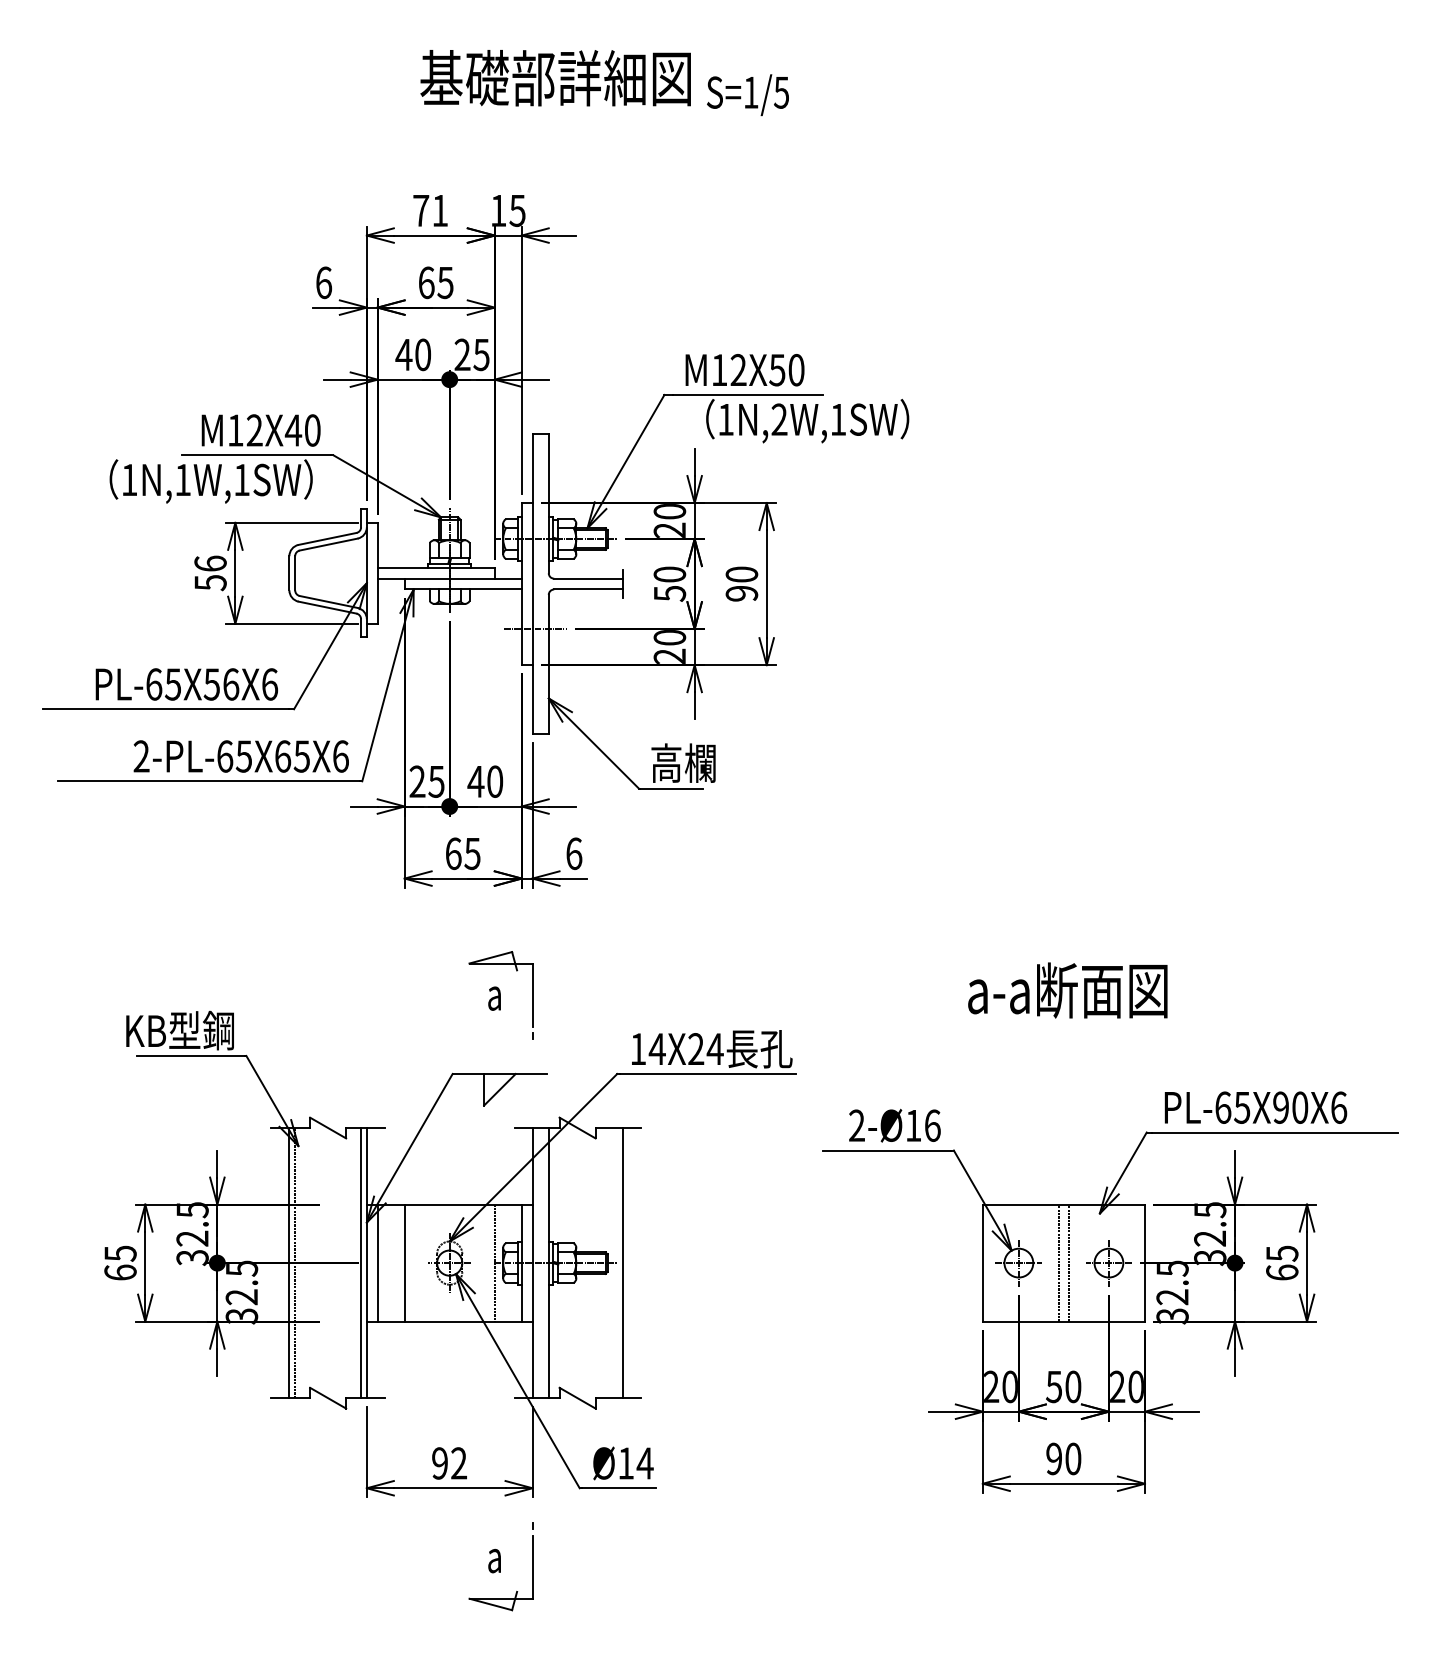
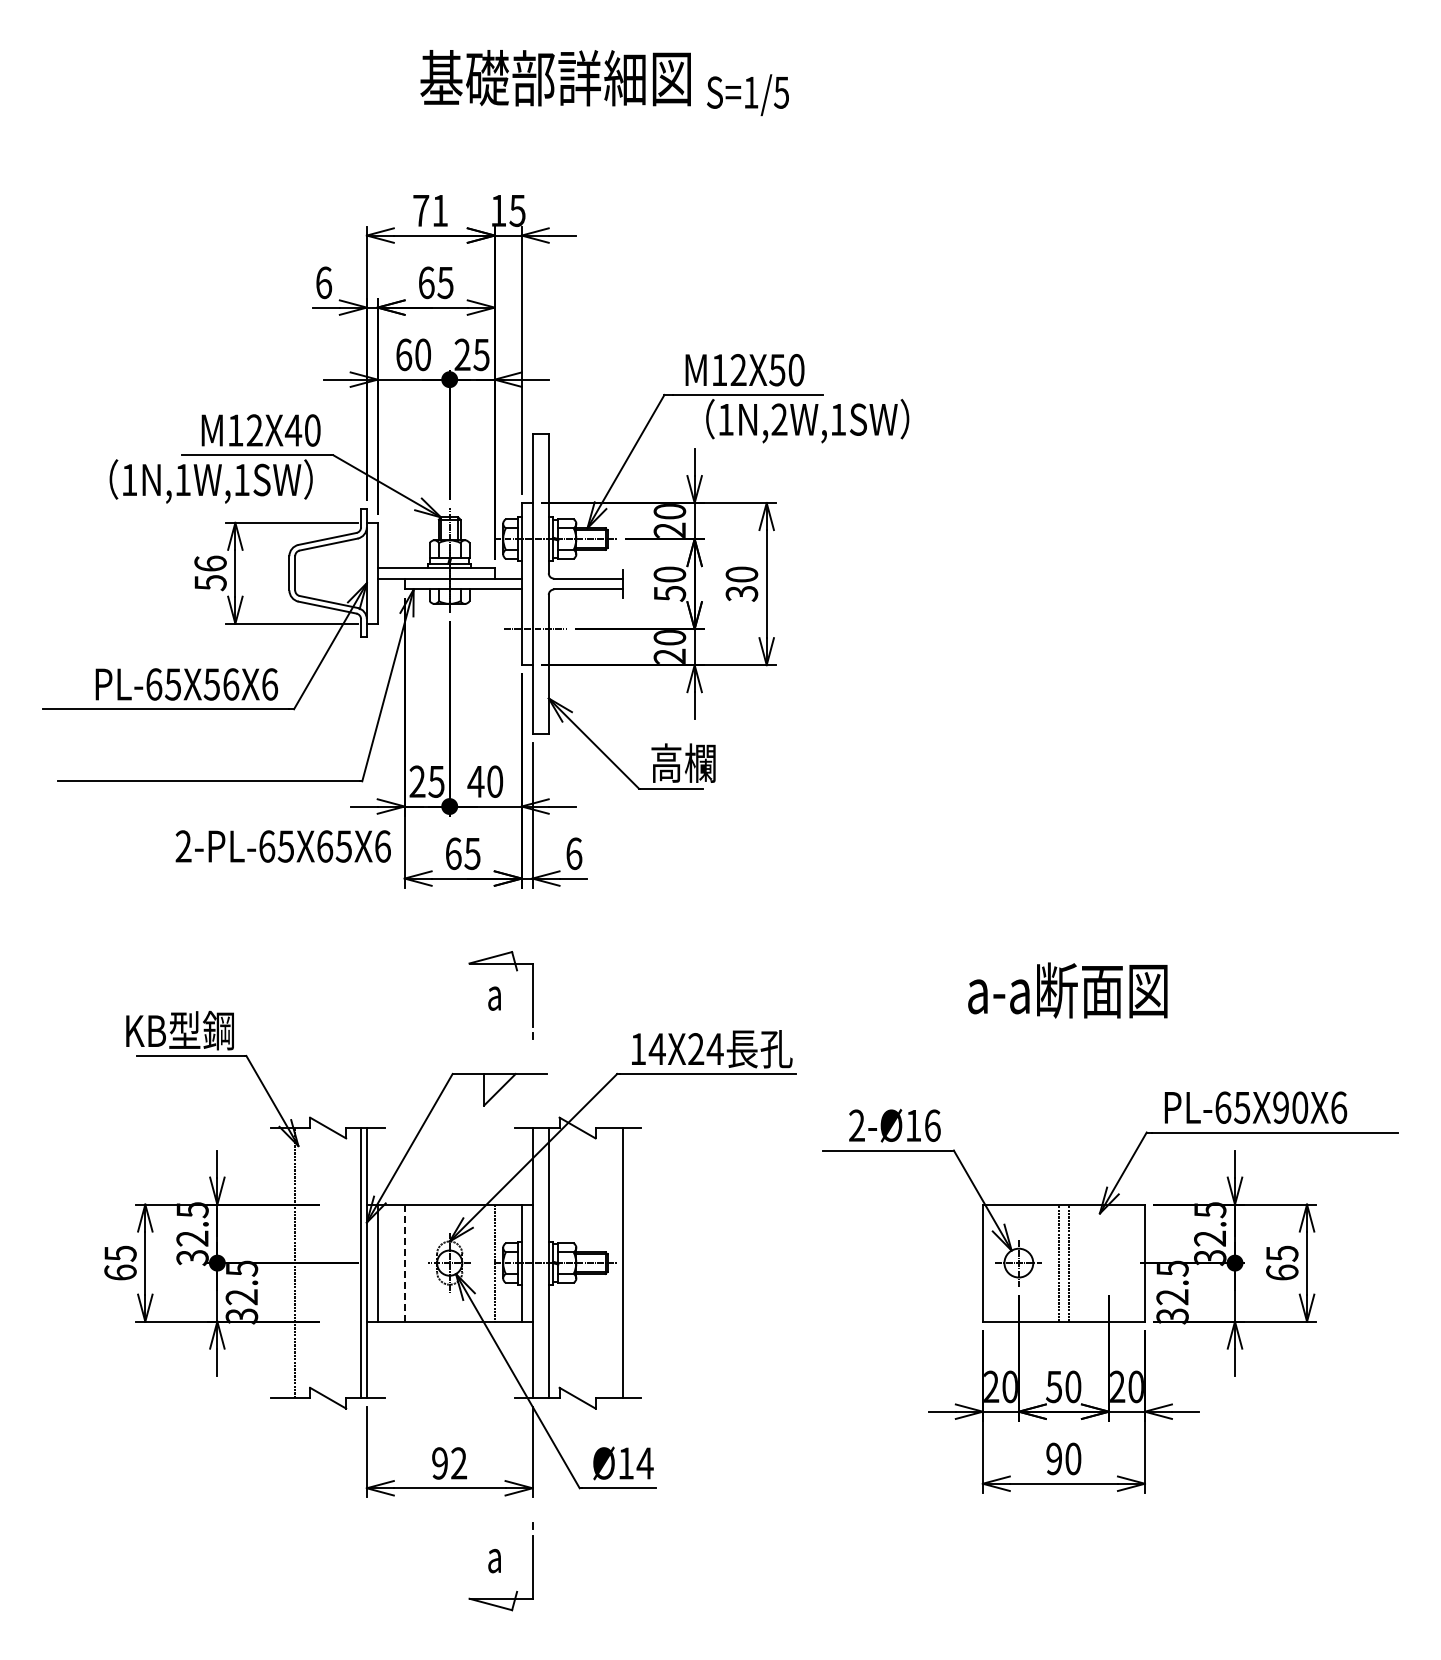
text: 40 -> 60 (403, 354)
text: 90 -> 30 (741, 593)
text position: (240, 756) -> (282, 846) (282, 846)
line: present -> none (289, 1263)
line: solid -> dashed (404, 1263)
part: present -> none (1108, 1263)
